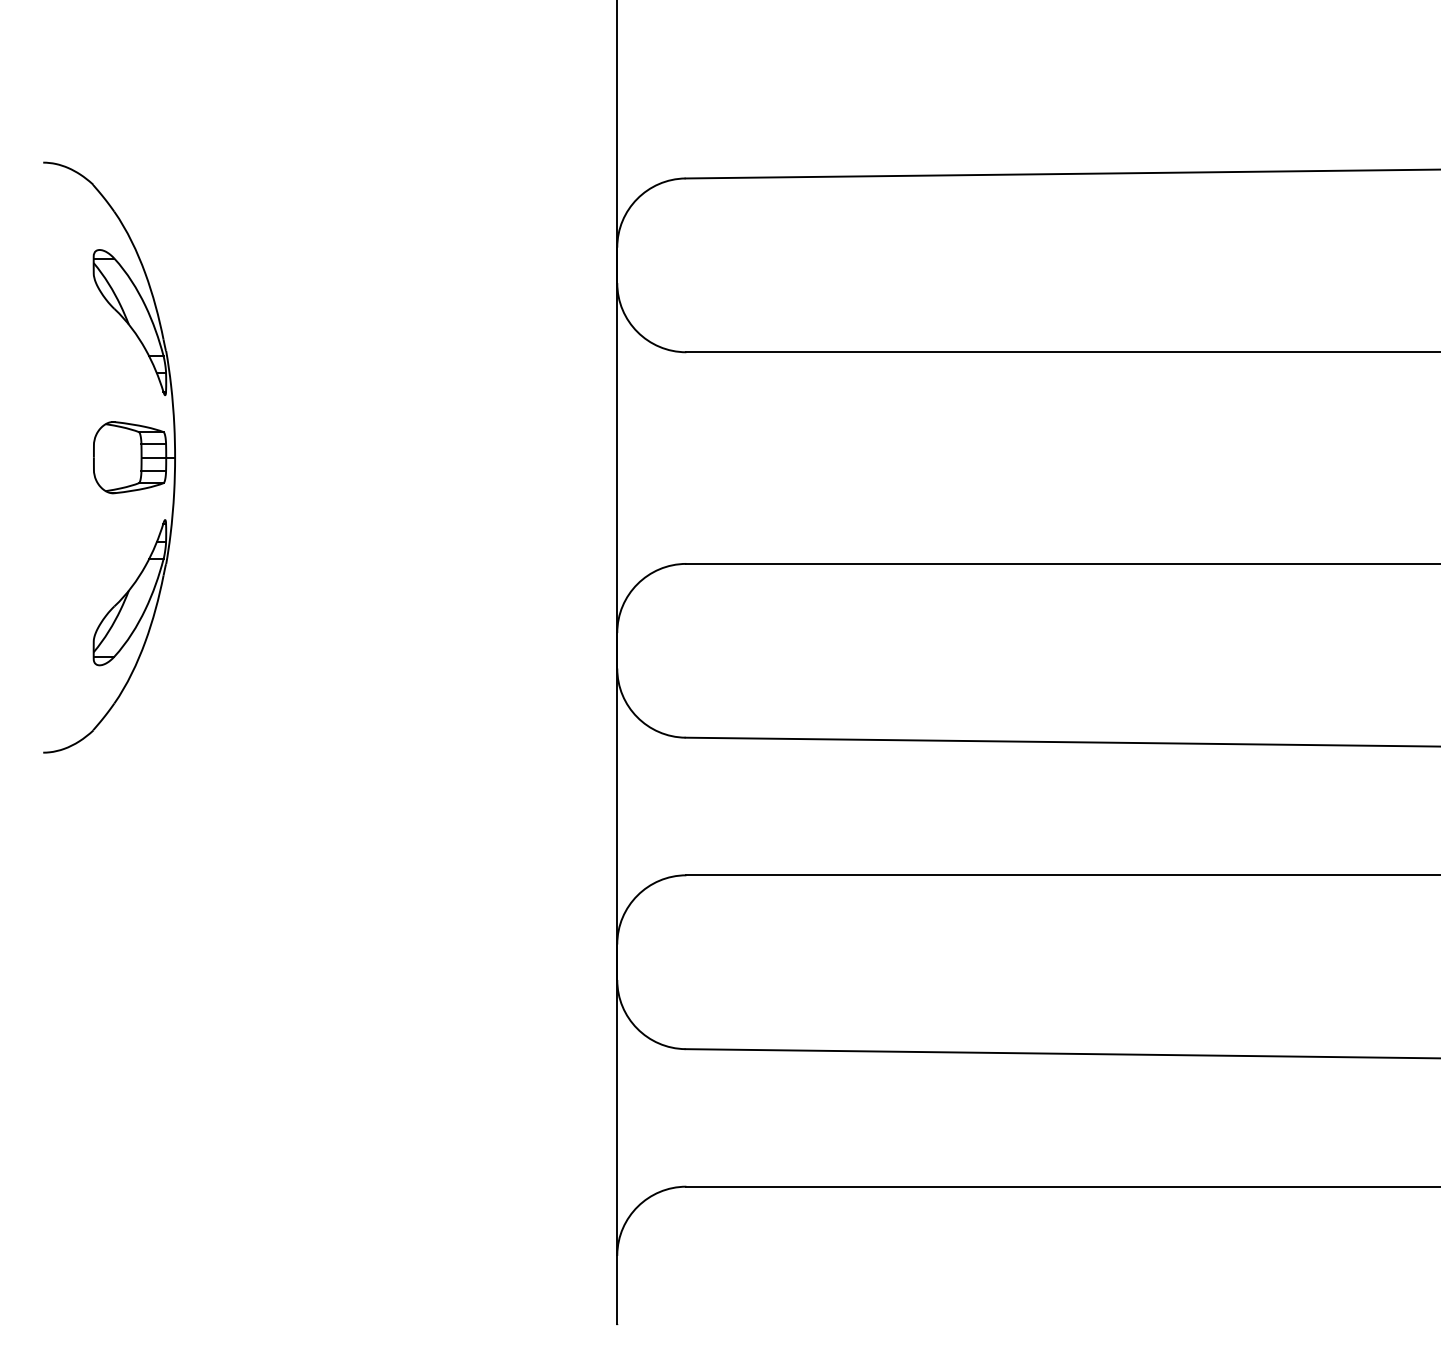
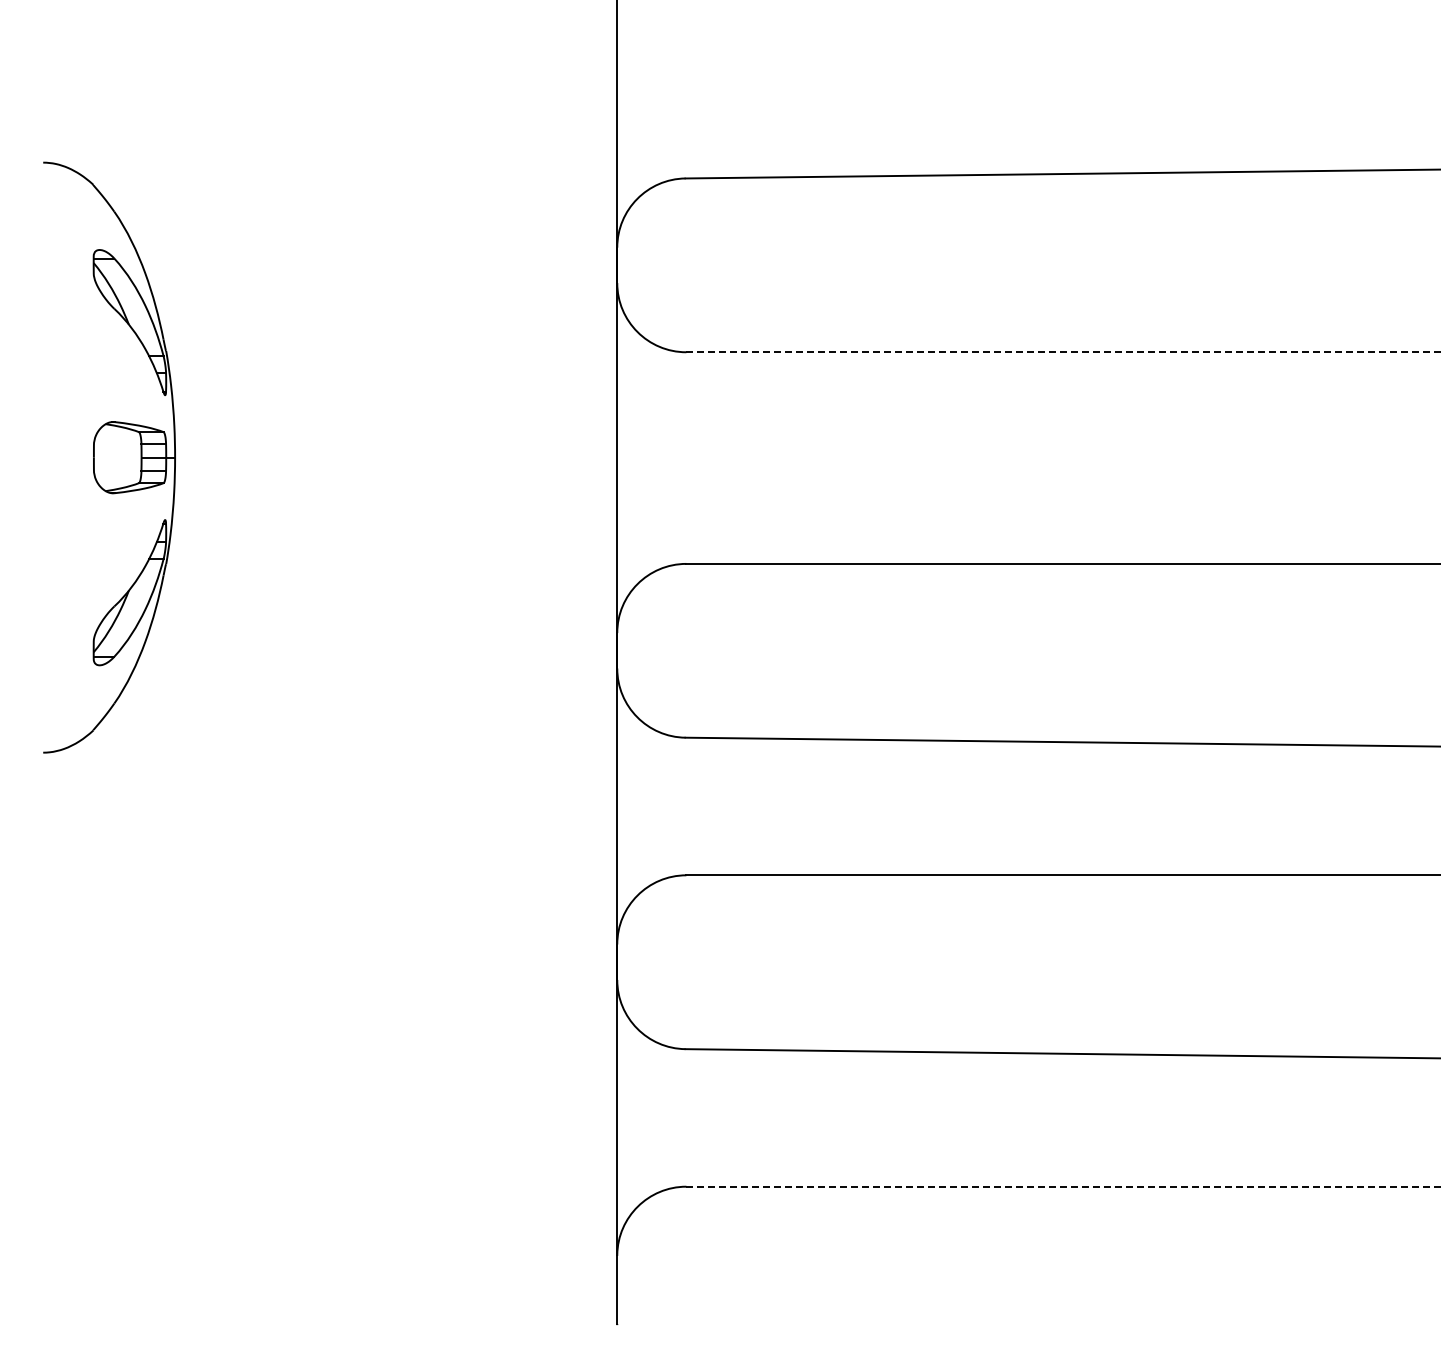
line: solid -> dashed (1063, 352)
line: solid -> dashed (1063, 1186)
